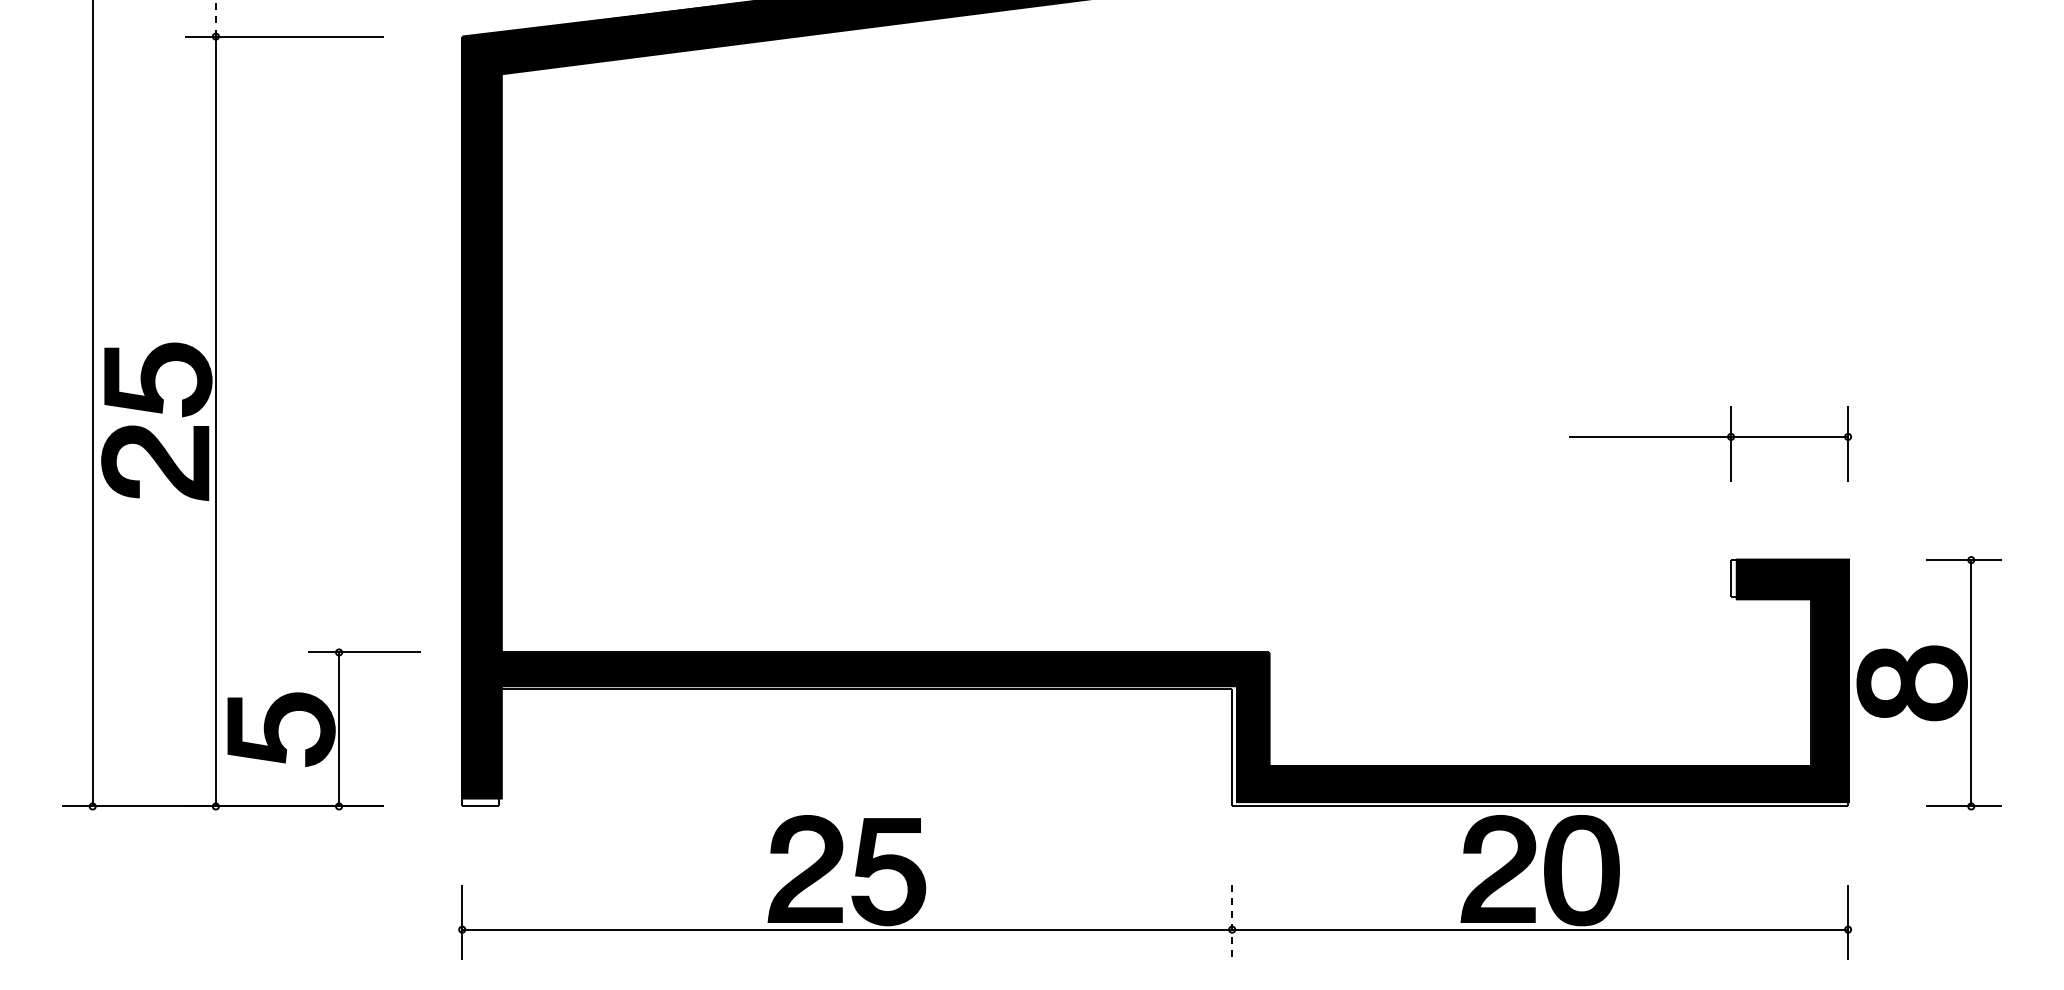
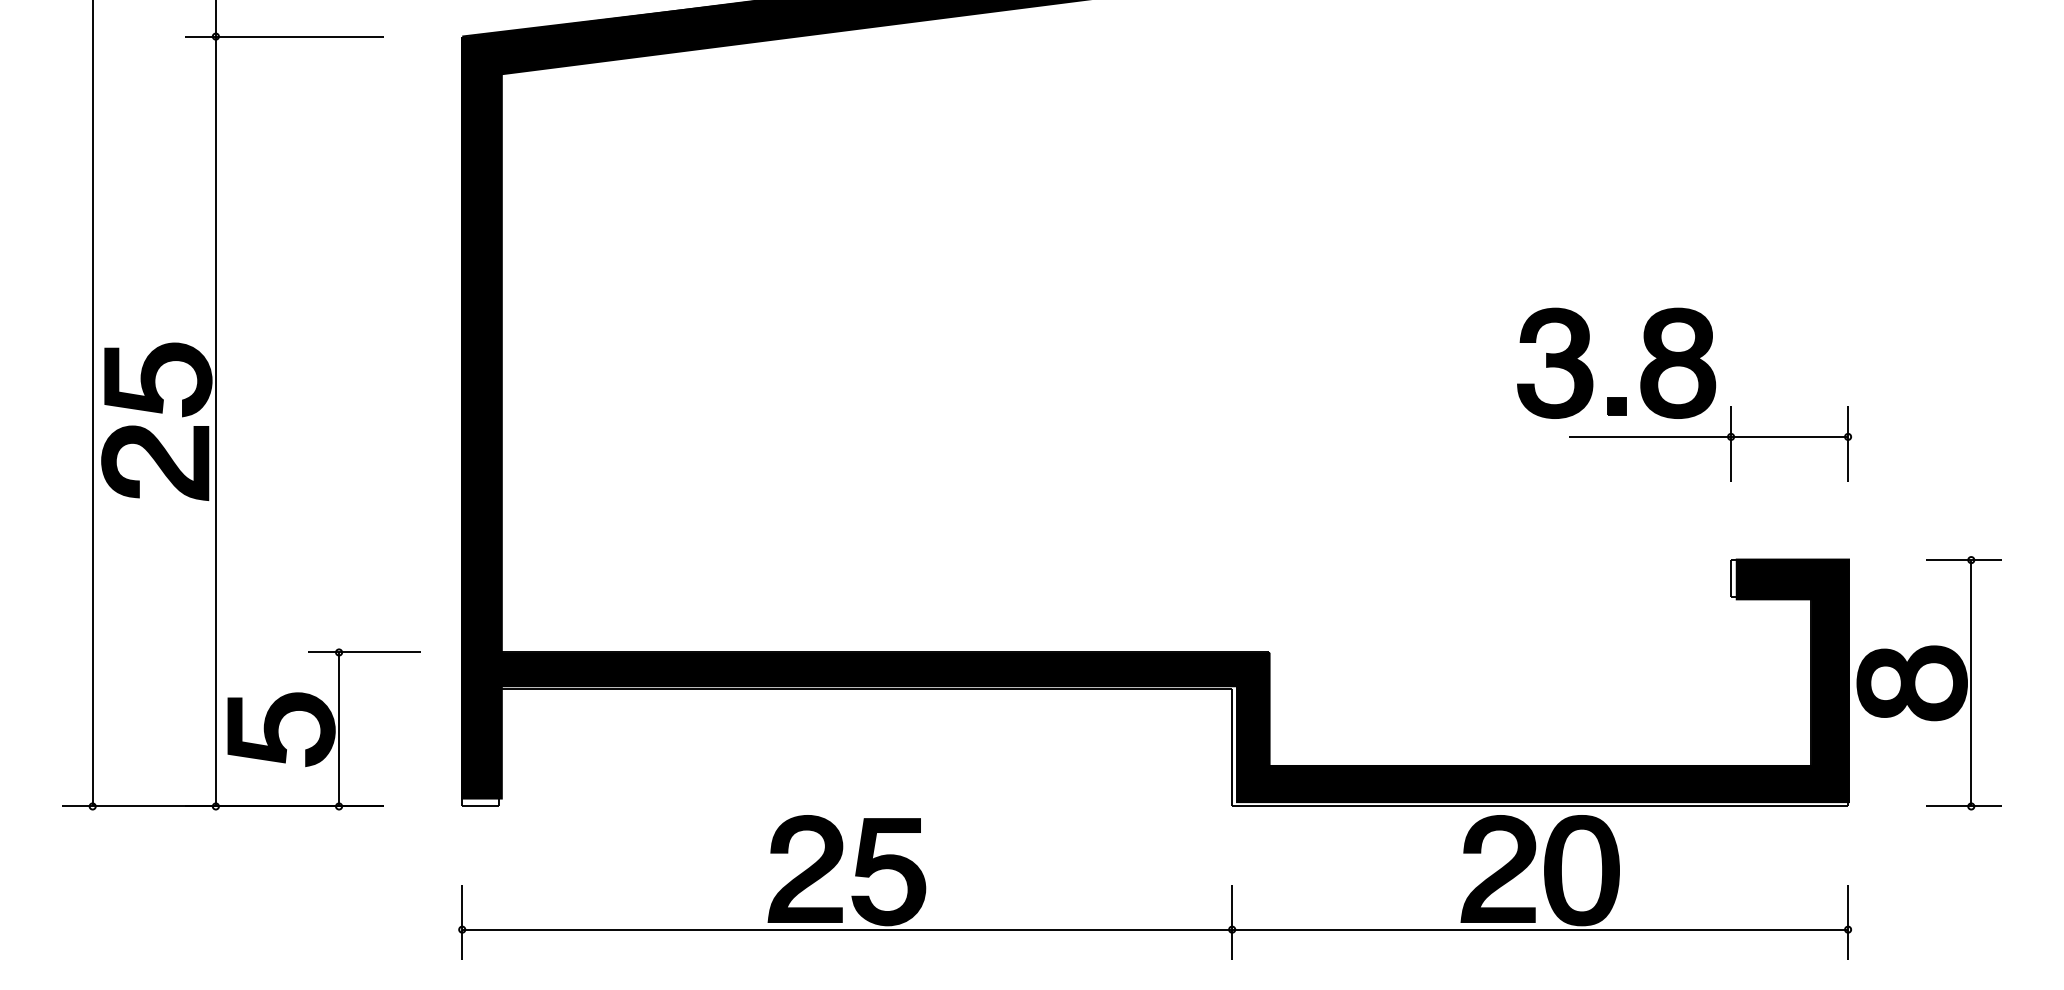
line: dashed -> solid (215, 18)
part: none -> present (1591, 372)
line: dashed -> solid (1232, 922)
